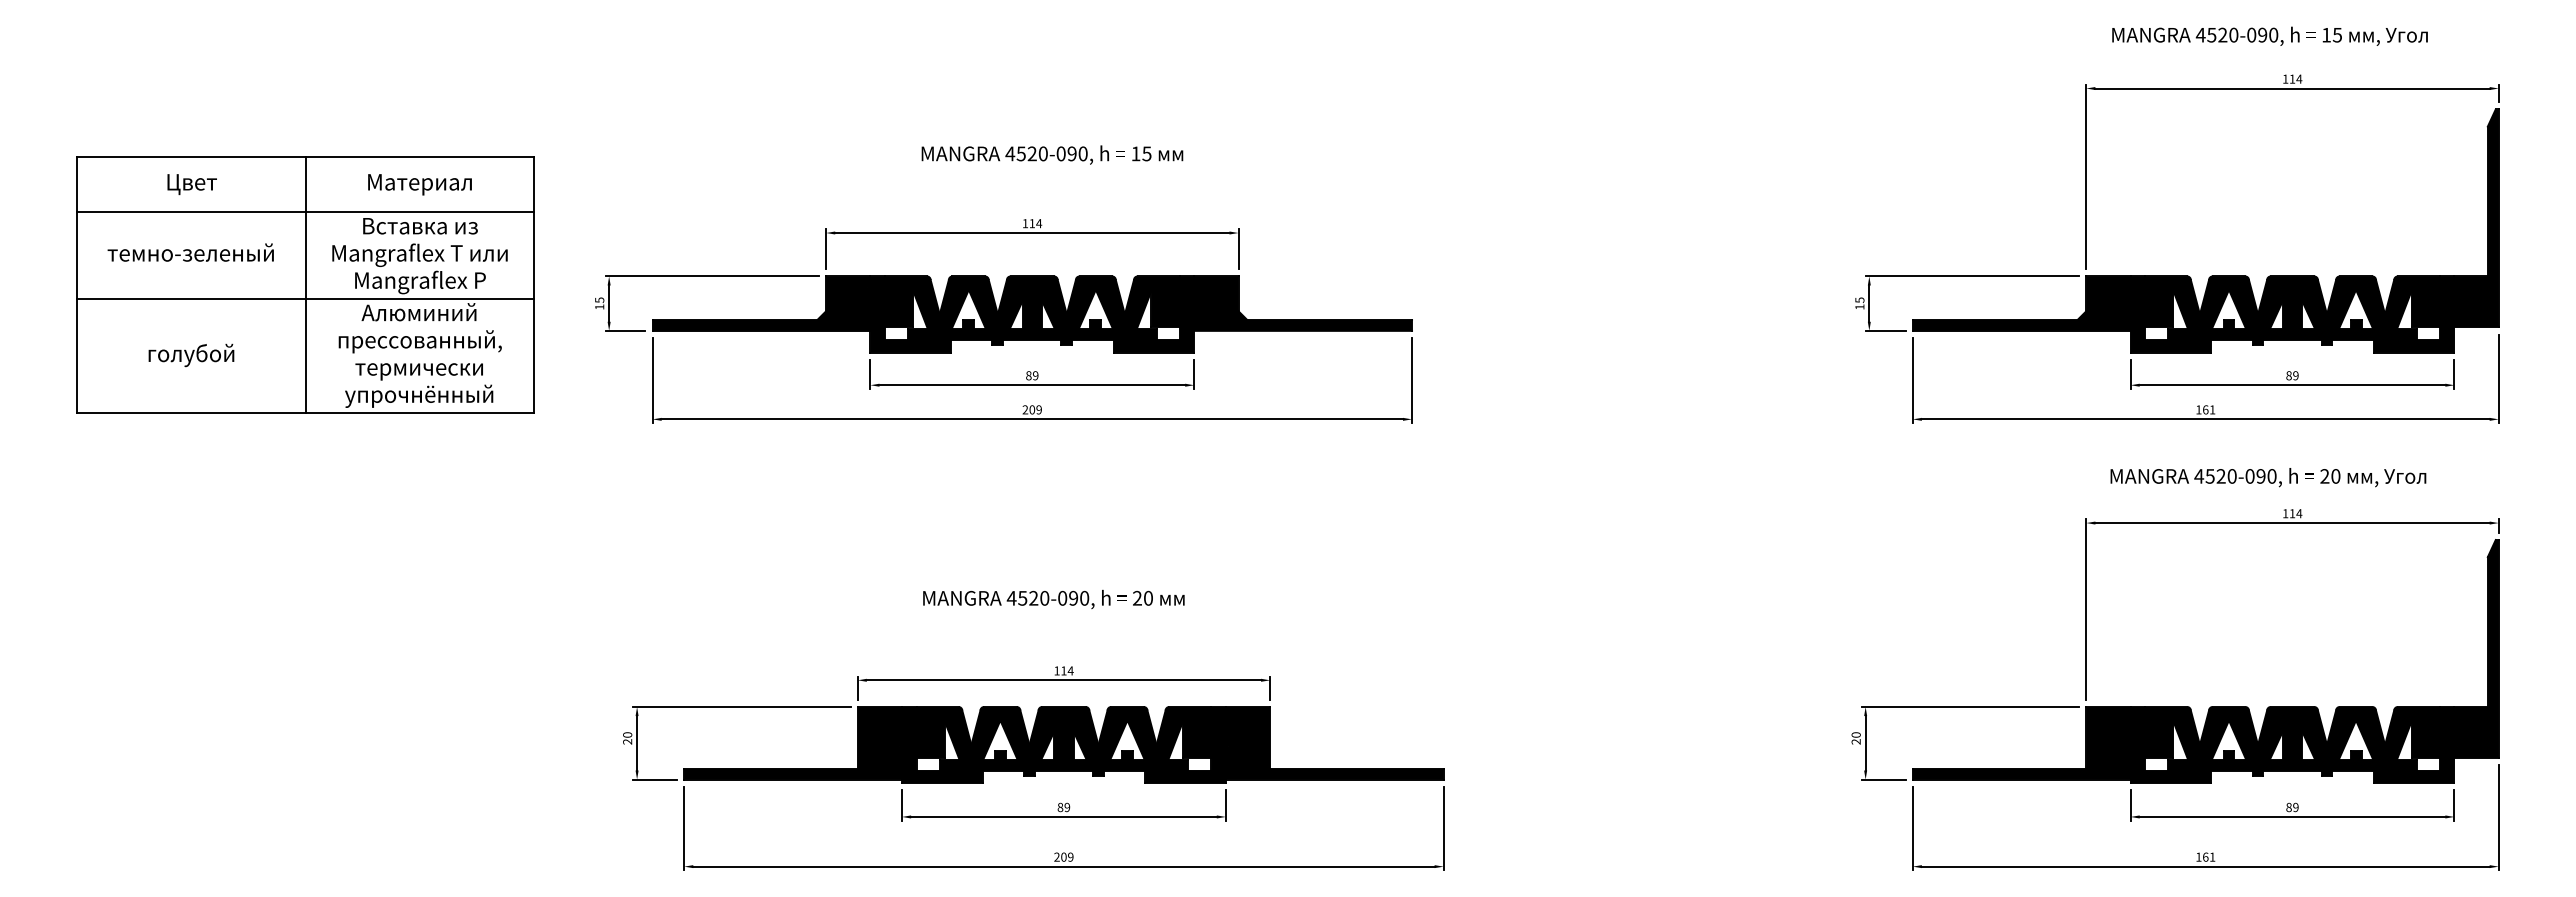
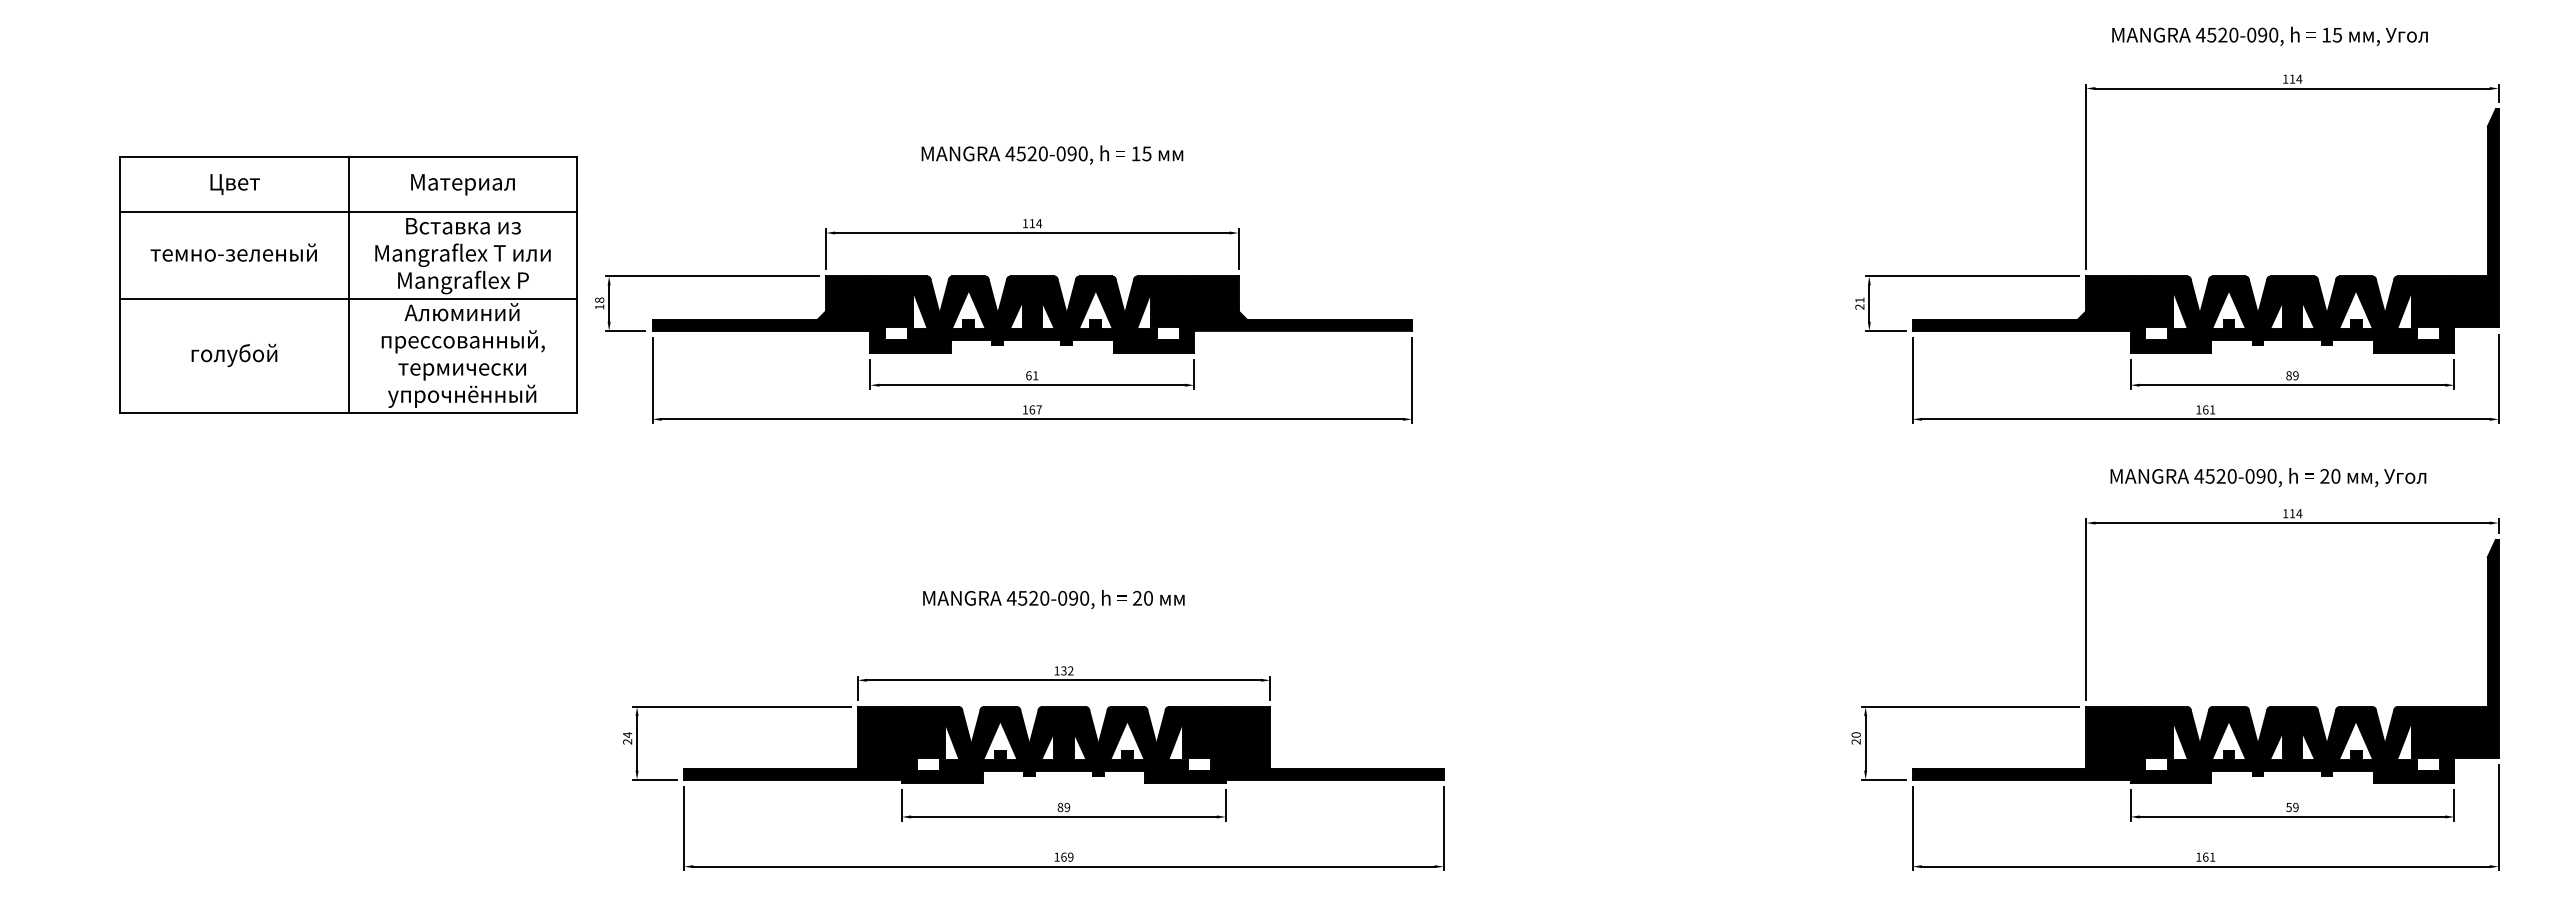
part position: (305, 284) -> (348, 284) (348, 284)
text: 15 -> 18 (599, 300)
text: 15 -> 21 (1859, 303)
text: 89 -> 61 (1032, 375)
text: 209 -> 167 (1031, 409)
text: 114 -> 132 (1067, 670)
text: 20 -> 24 (627, 735)
text: 89 -> 59 (2288, 806)
text: 209 -> 169 (1060, 856)
